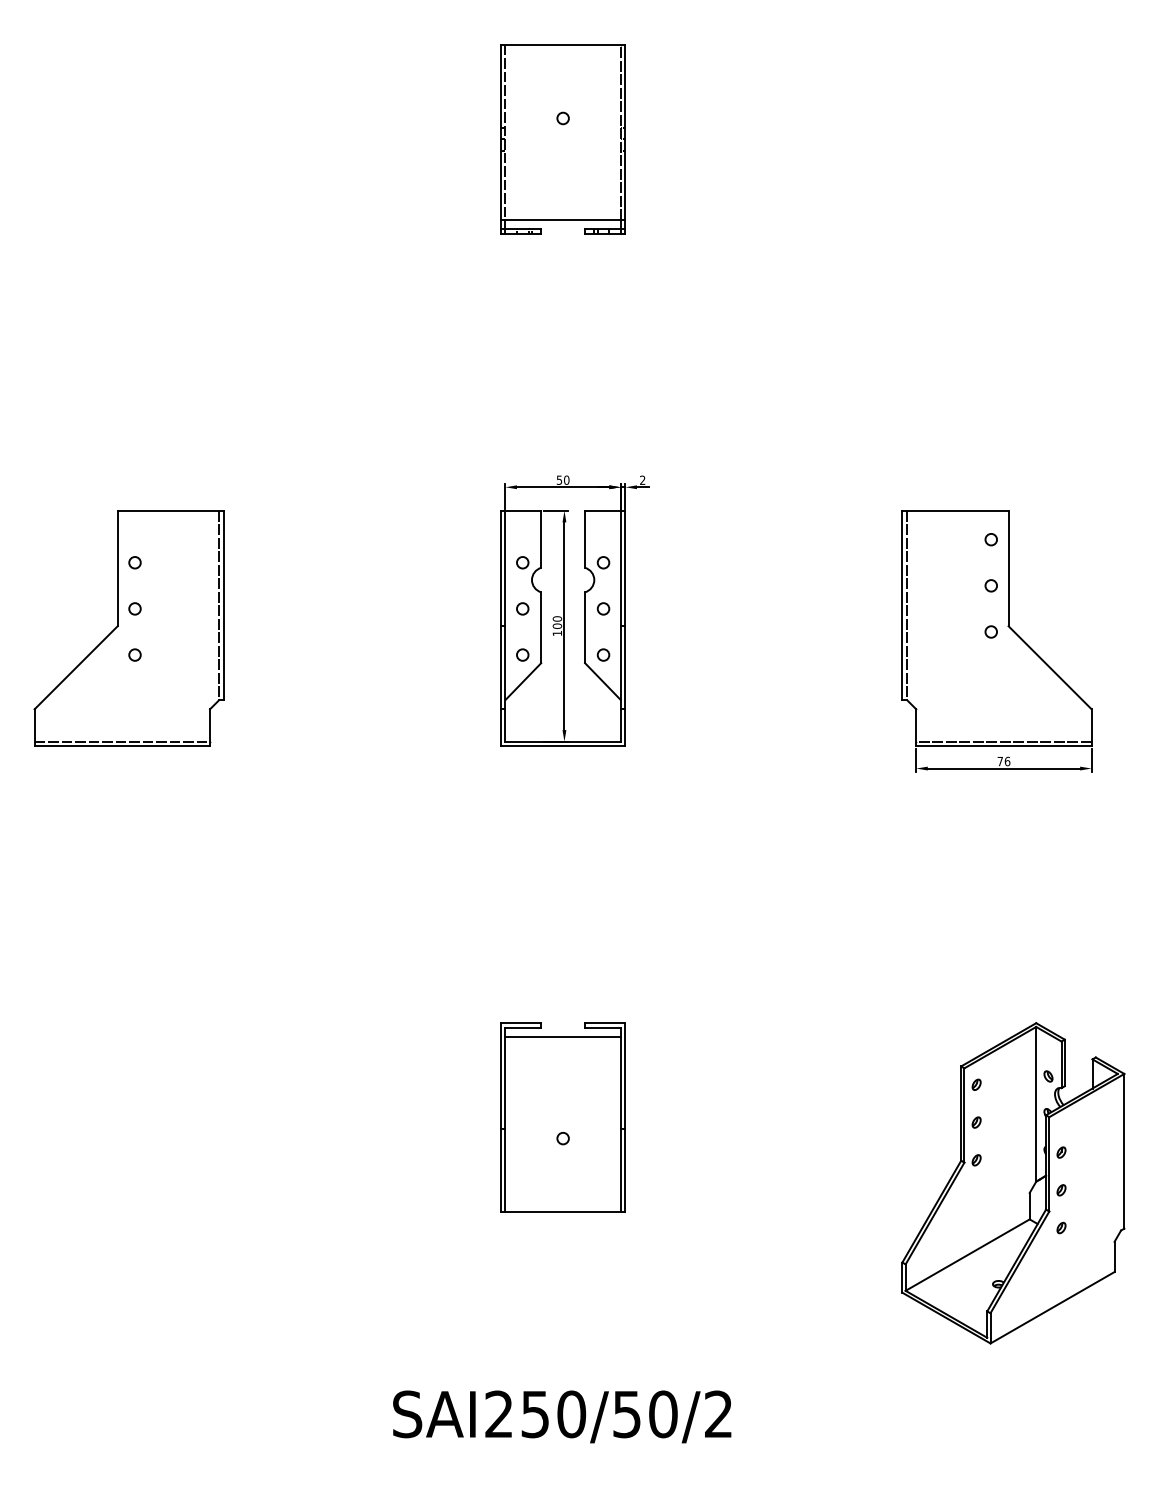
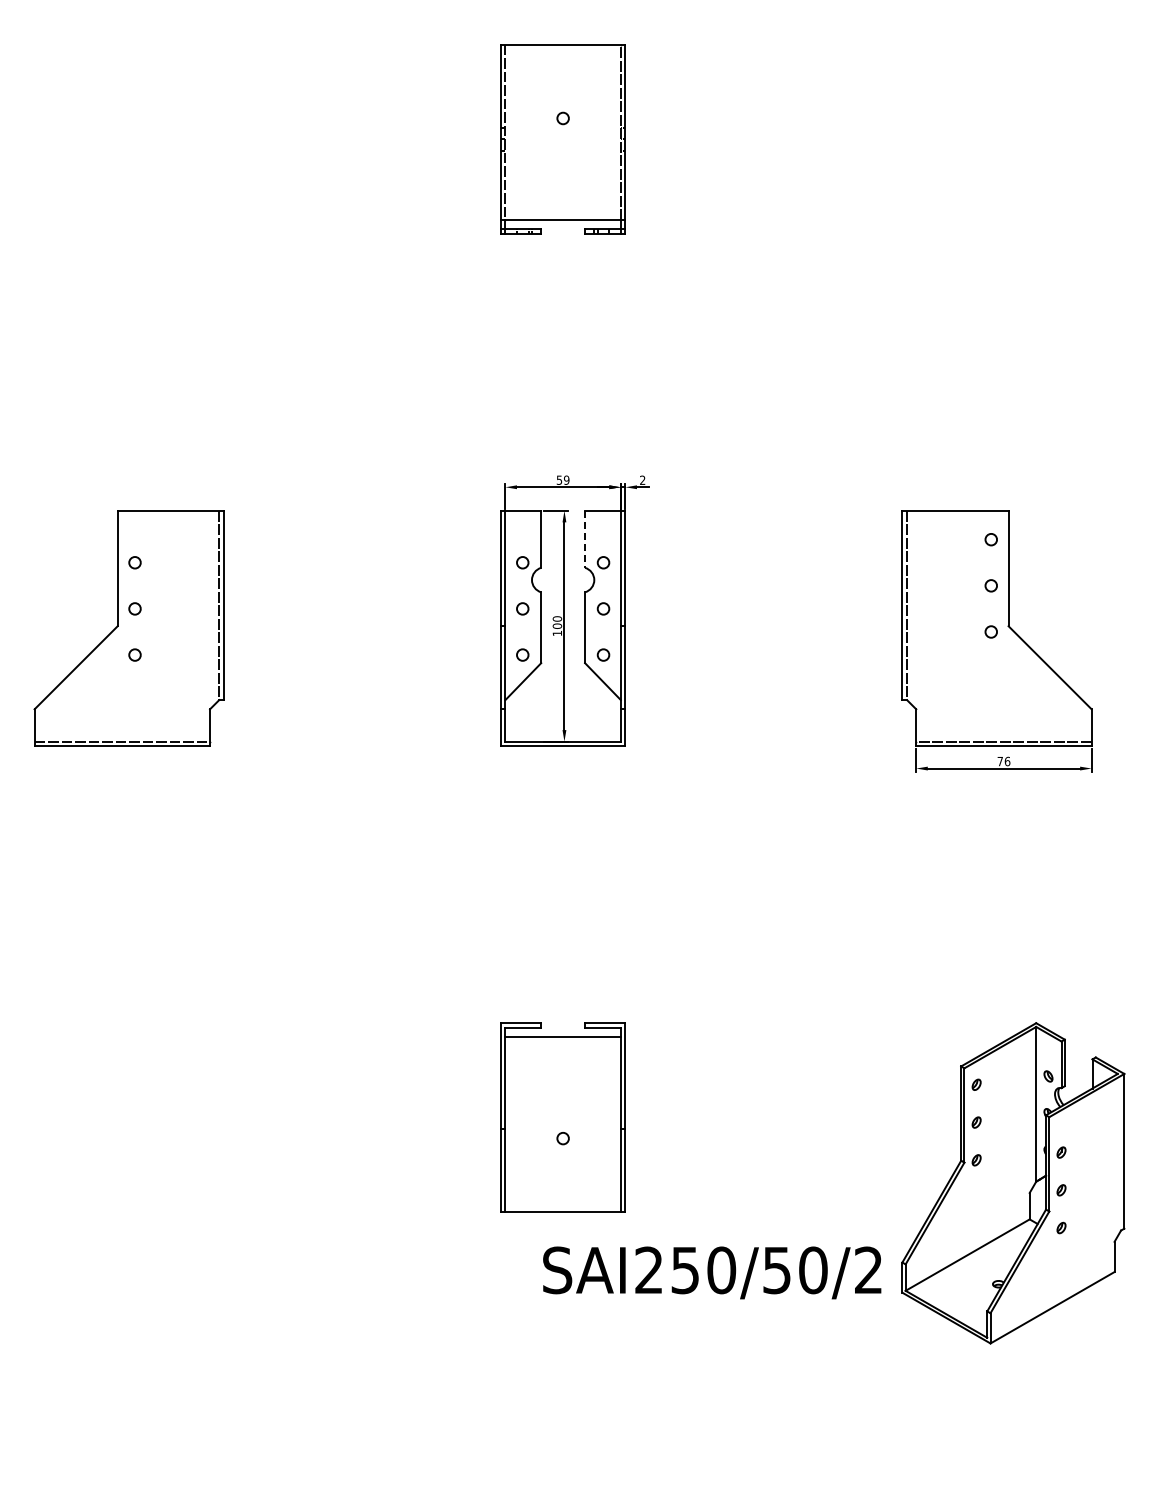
text: 50 -> 59 (566, 479)
line: solid -> dashed (585, 539)
text position: (562, 1416) -> (712, 1272) (712, 1272)
